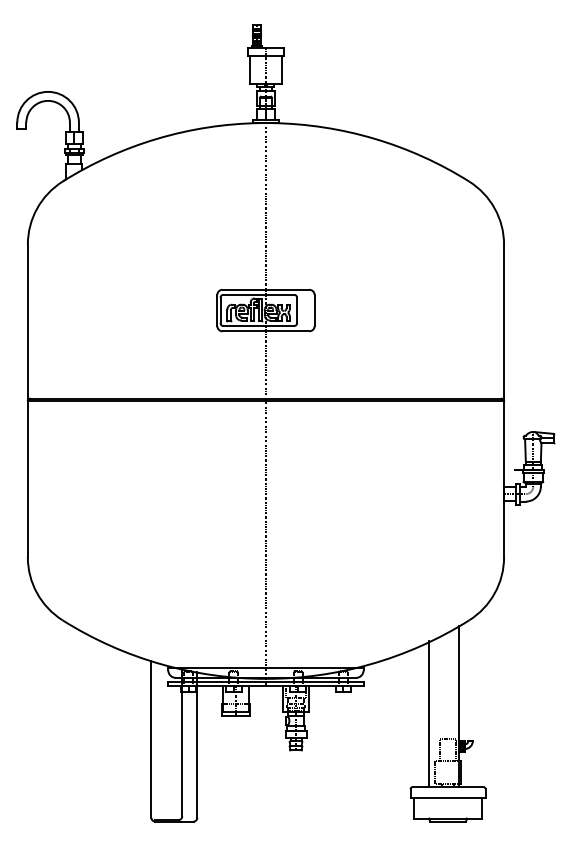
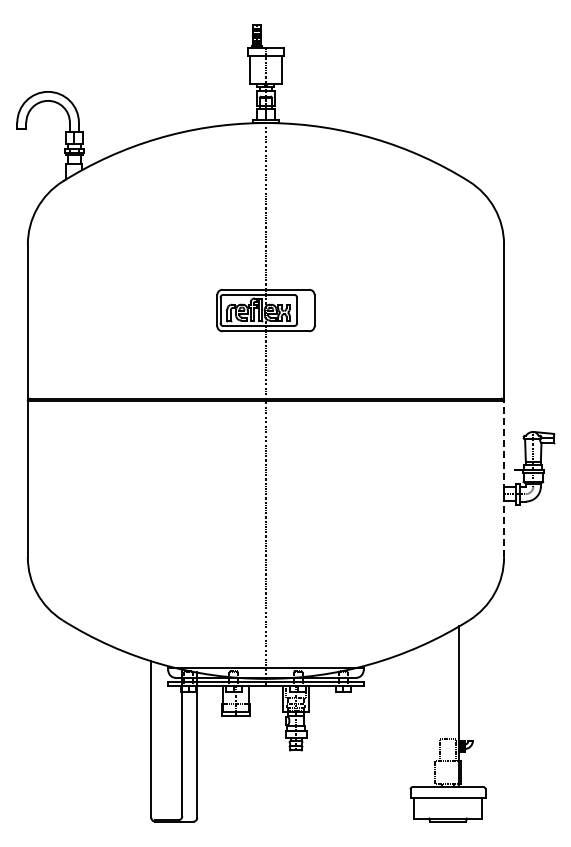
line: solid -> dashed (504, 478)
line: present -> none (429, 714)
